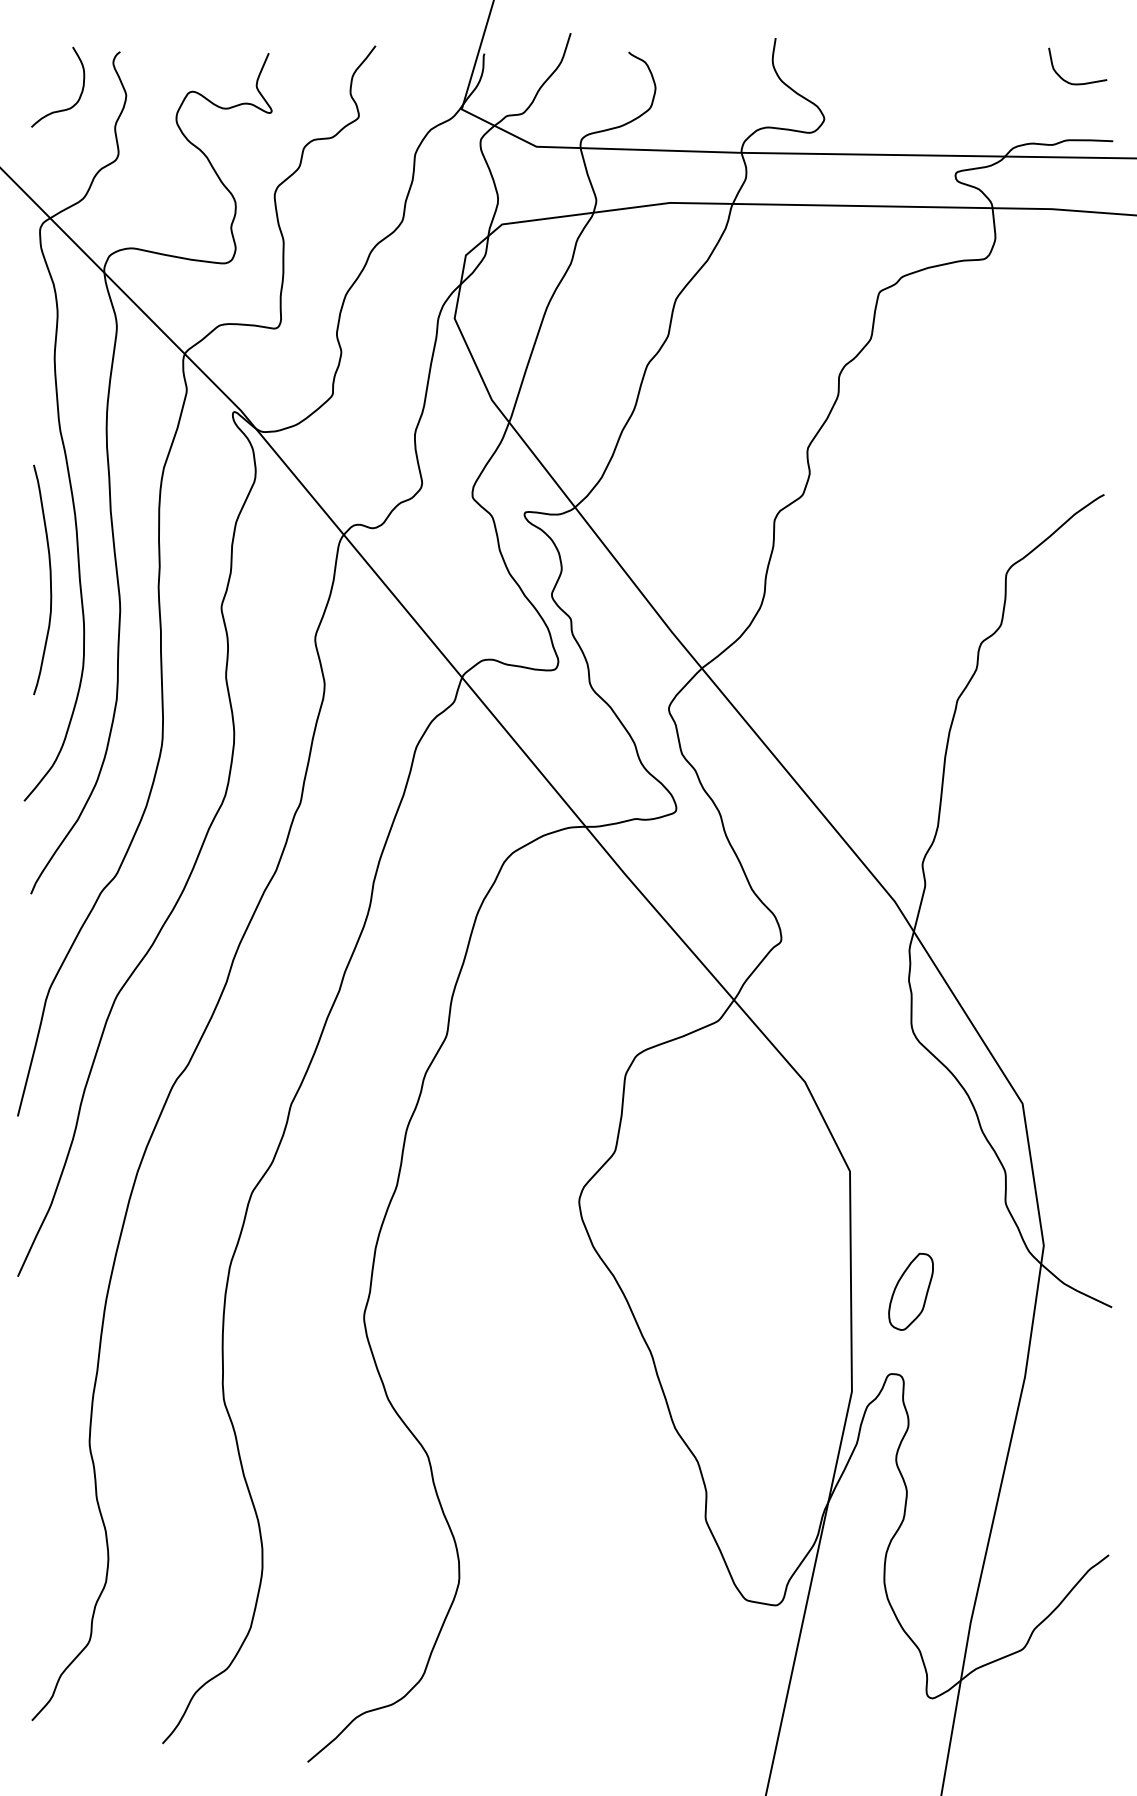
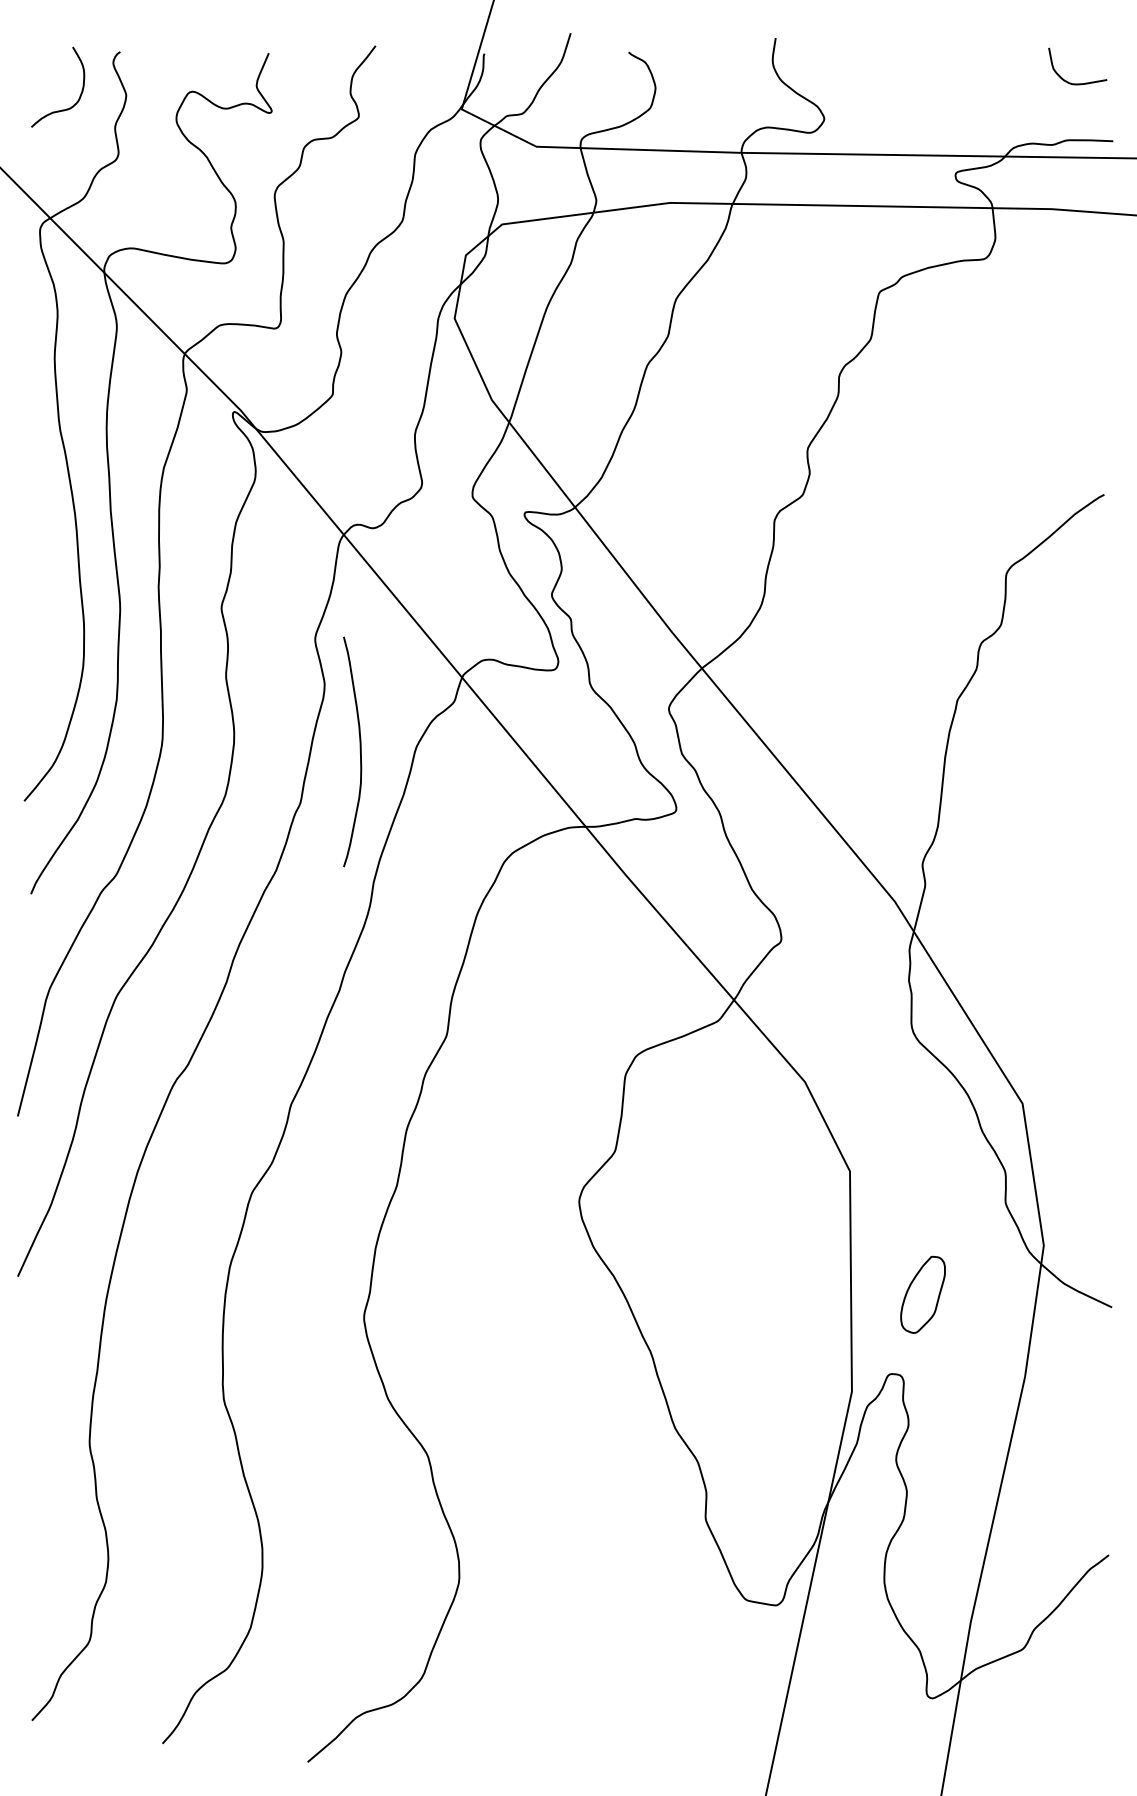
curve position: (49, 578) -> (359, 750) (359, 750)
part position: (910, 1291) -> (922, 1294) (922, 1294)
